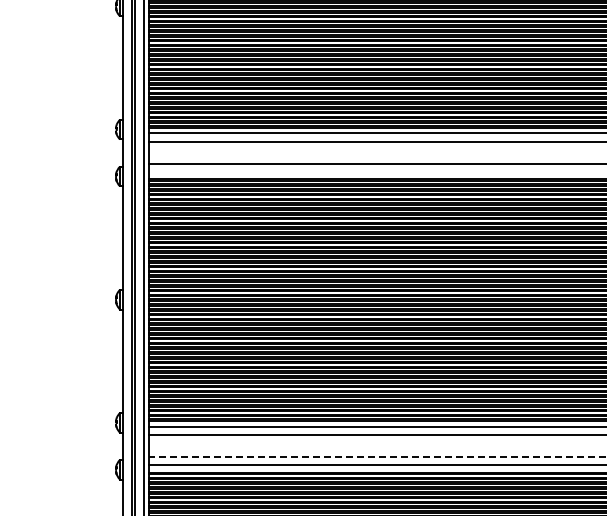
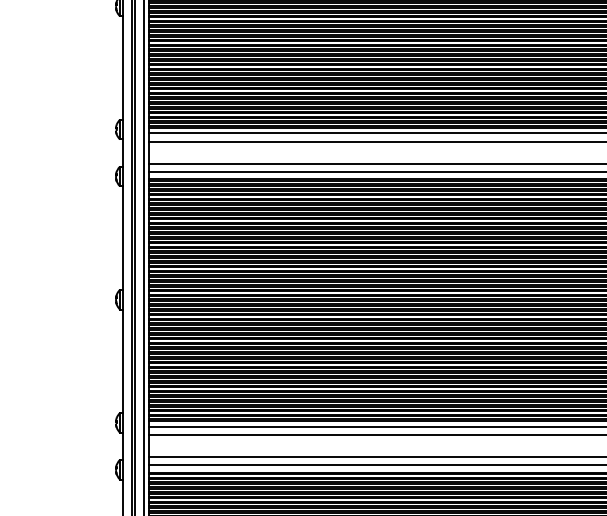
line: none -> present (375, 172)
line: dashed -> solid (377, 456)
